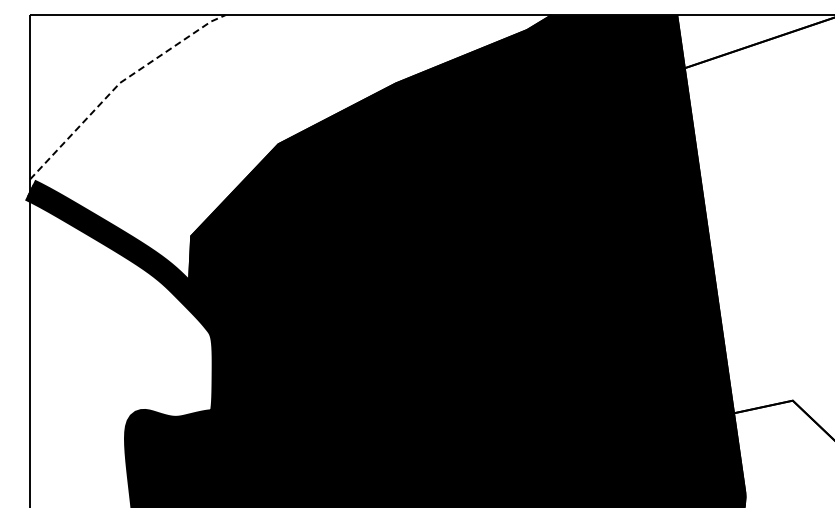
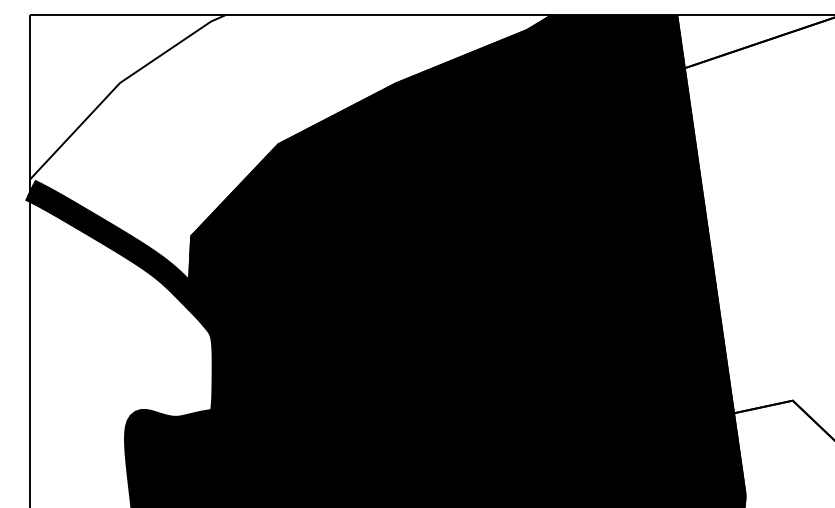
line: dashed -> solid (118, 84)
